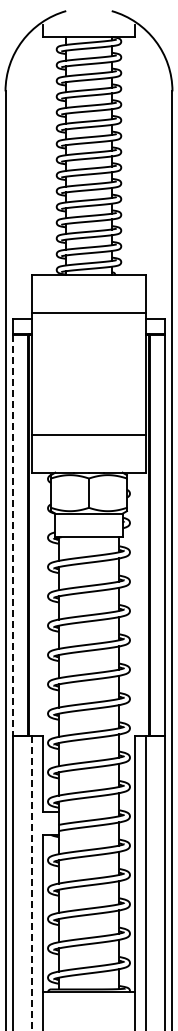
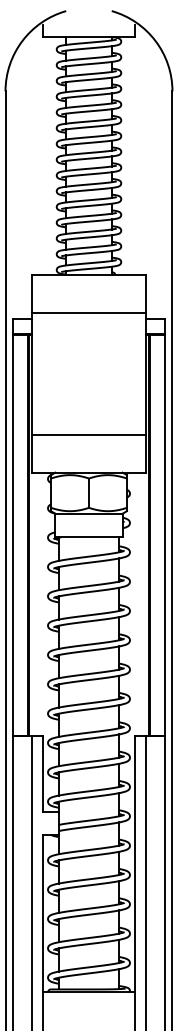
line: dashed -> solid (13, 535)
line: dashed -> solid (32, 883)
